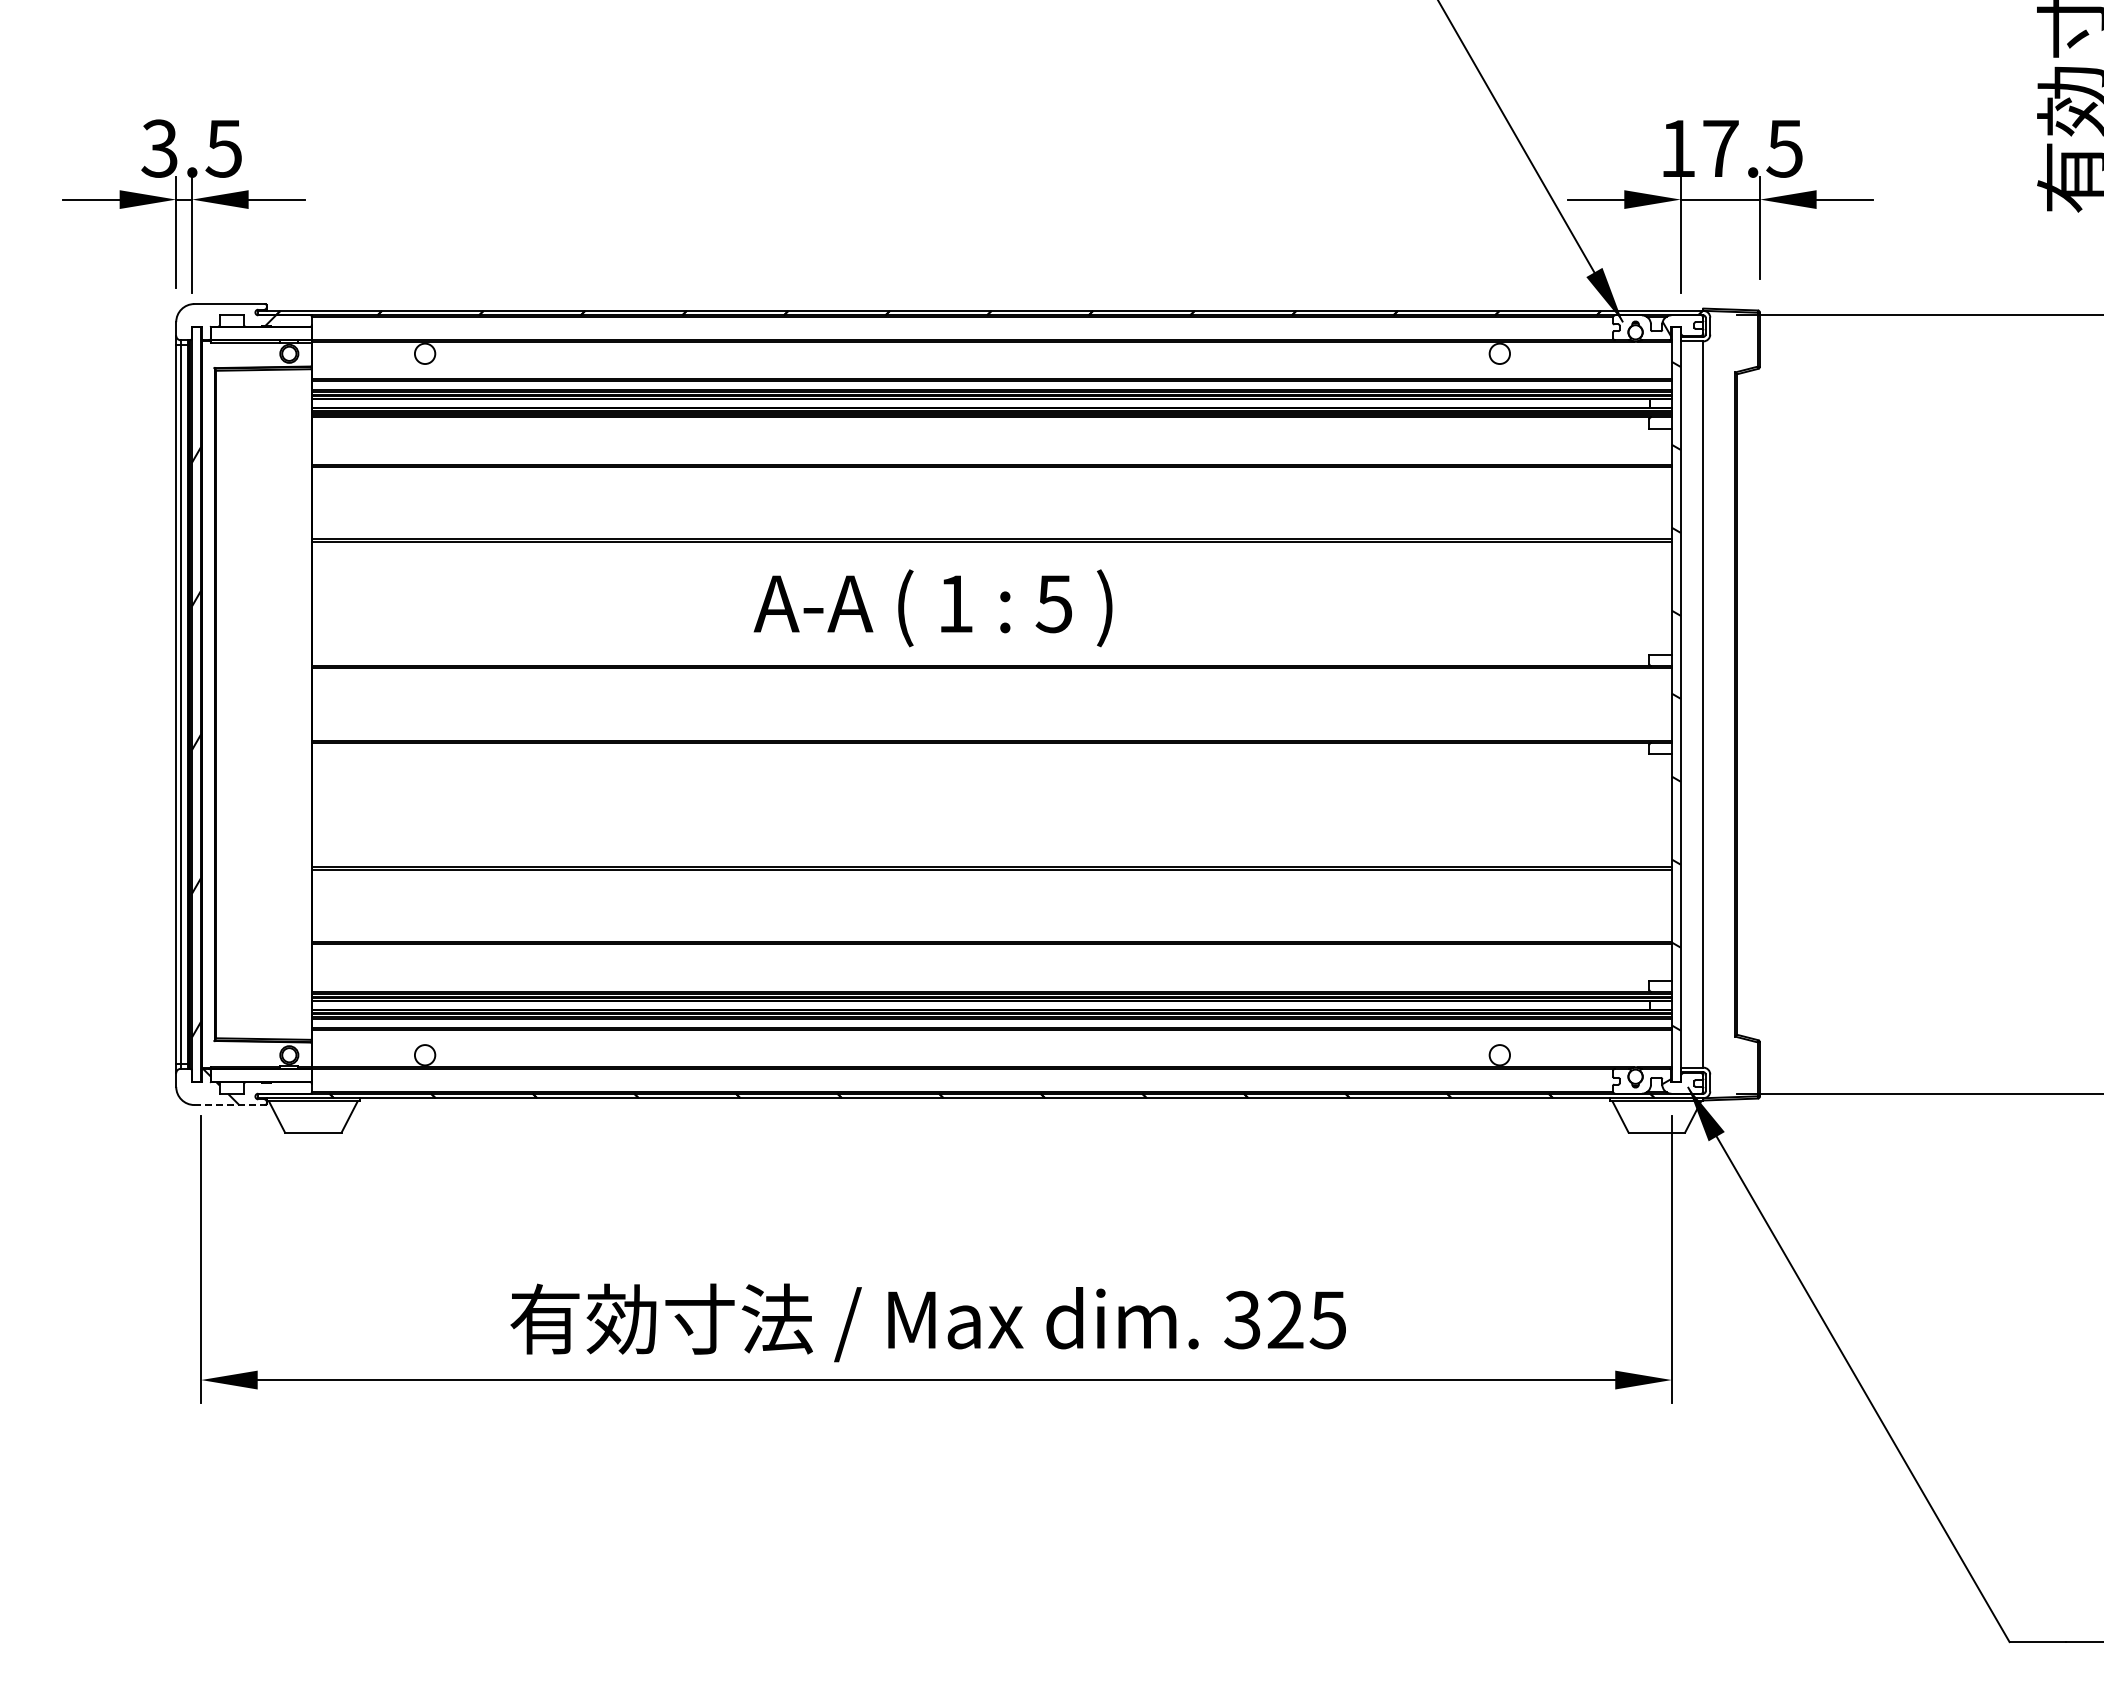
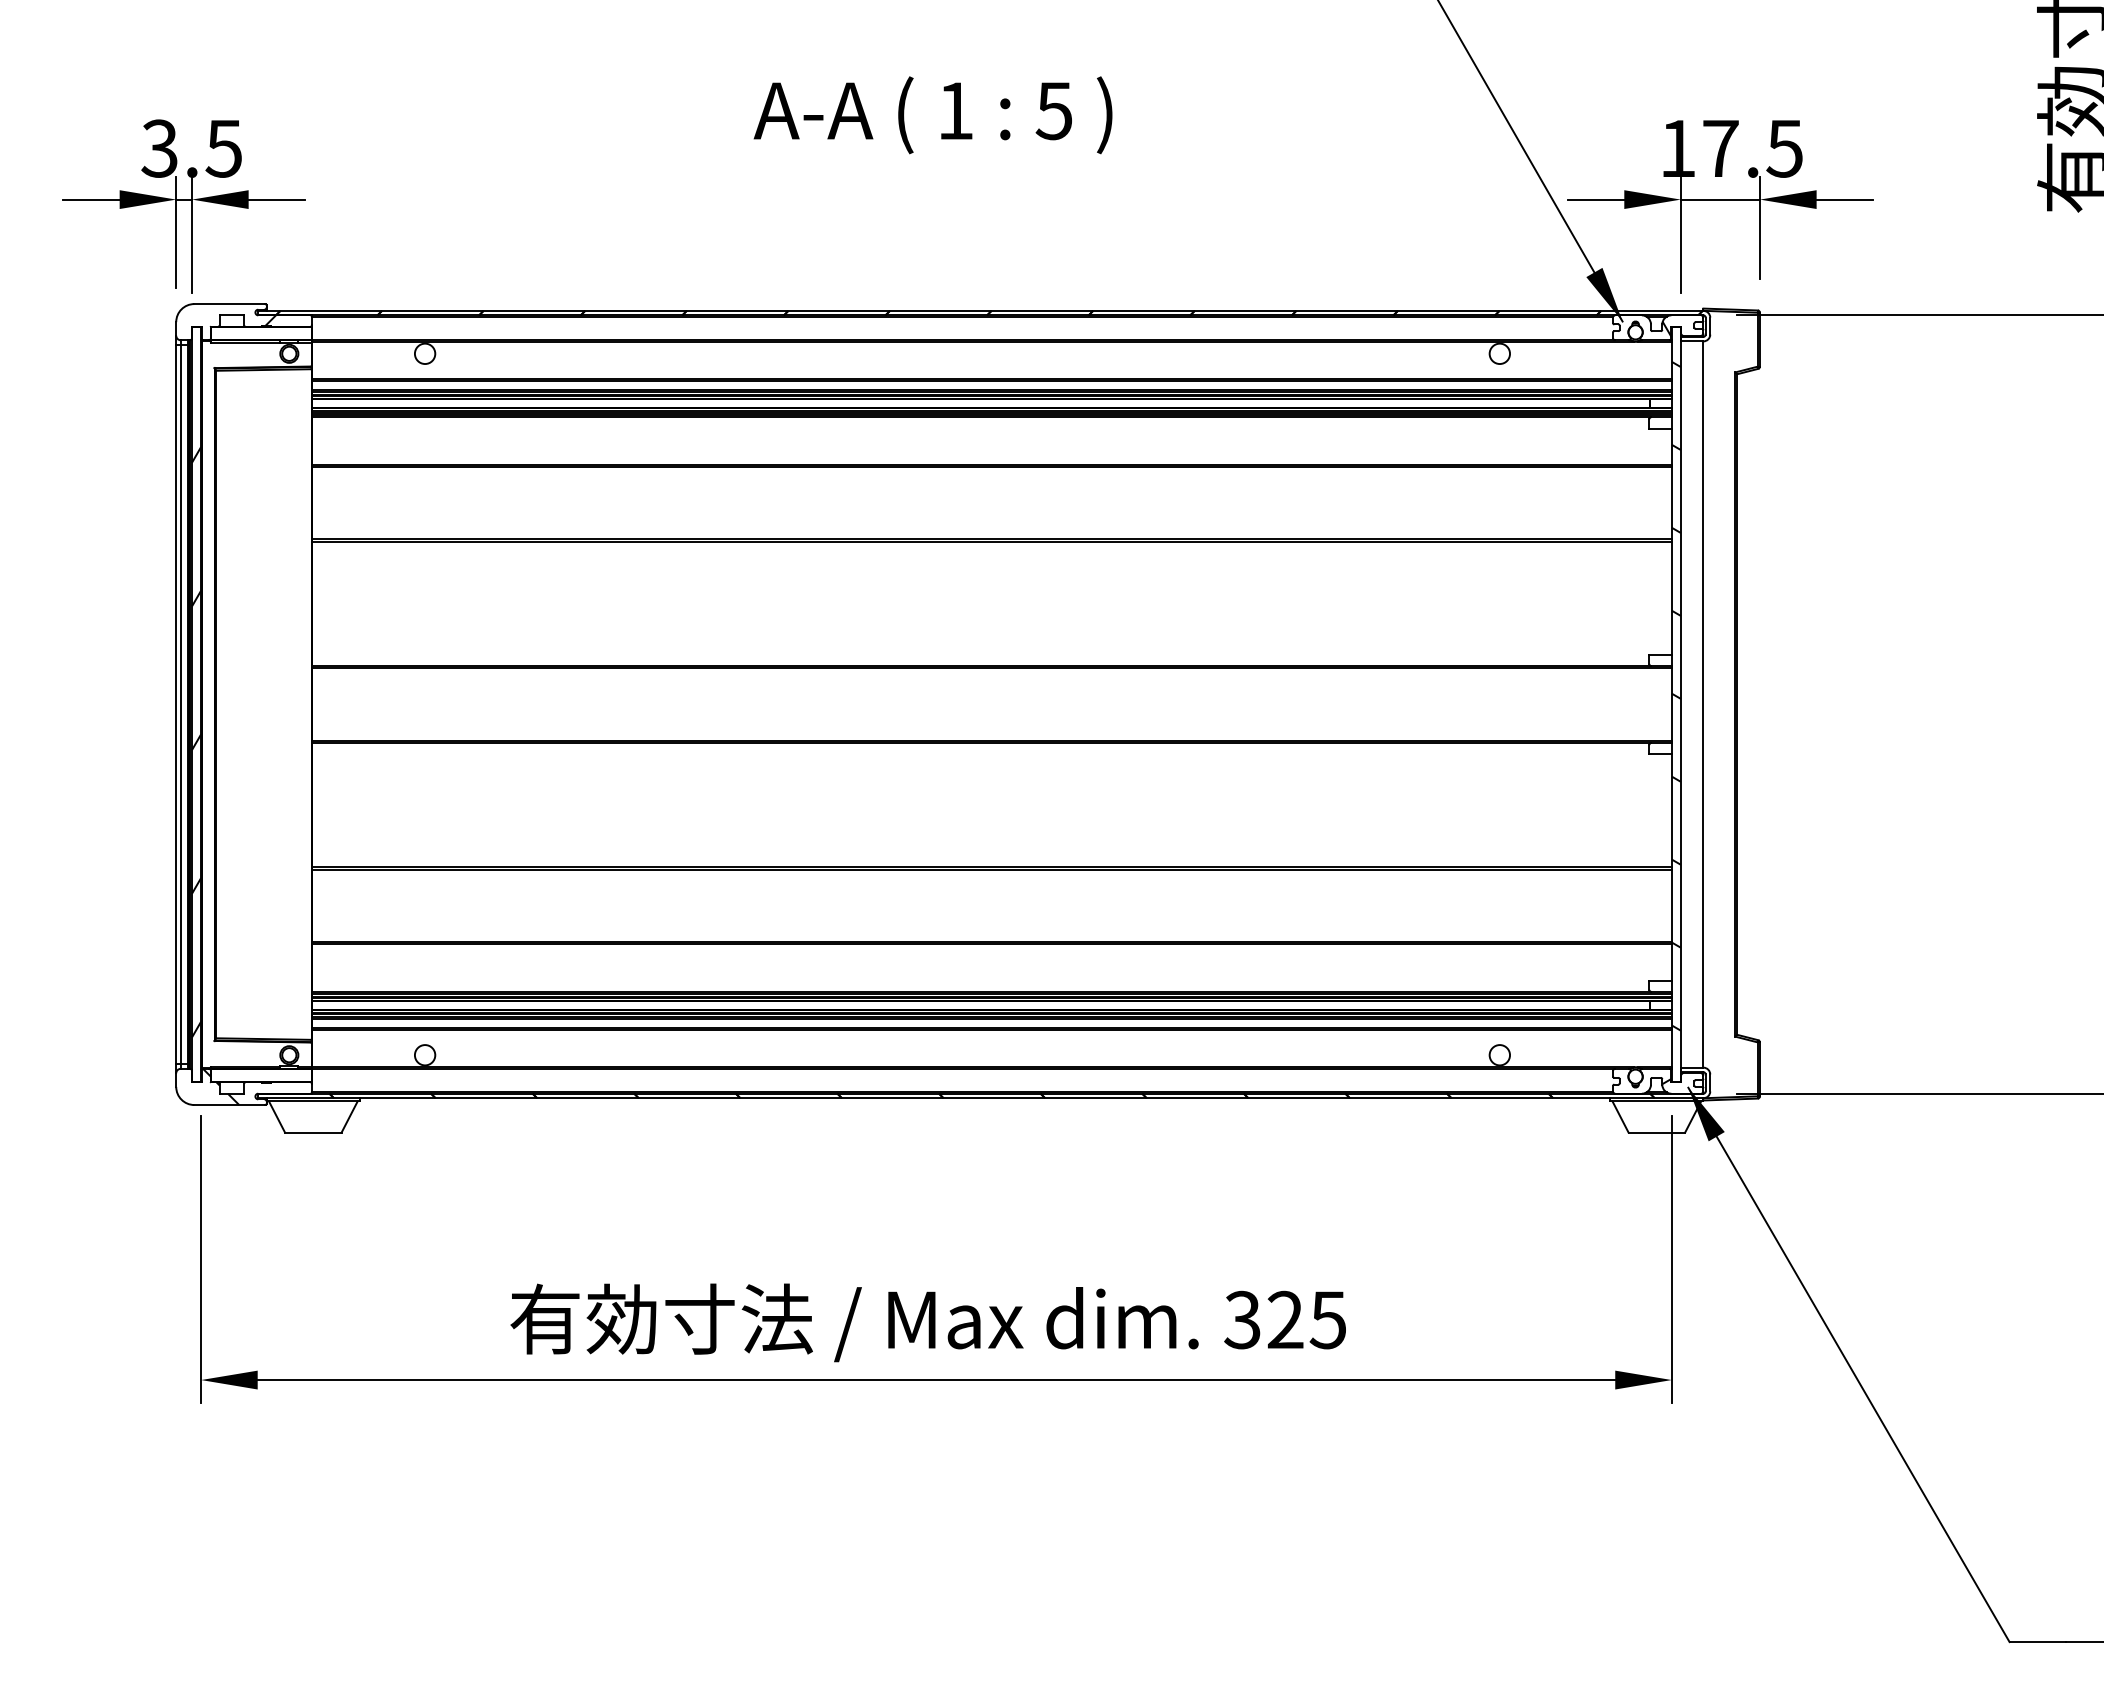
text position: (932, 608) -> (932, 115) (932, 115)
line: dashed -> solid (229, 1105)
